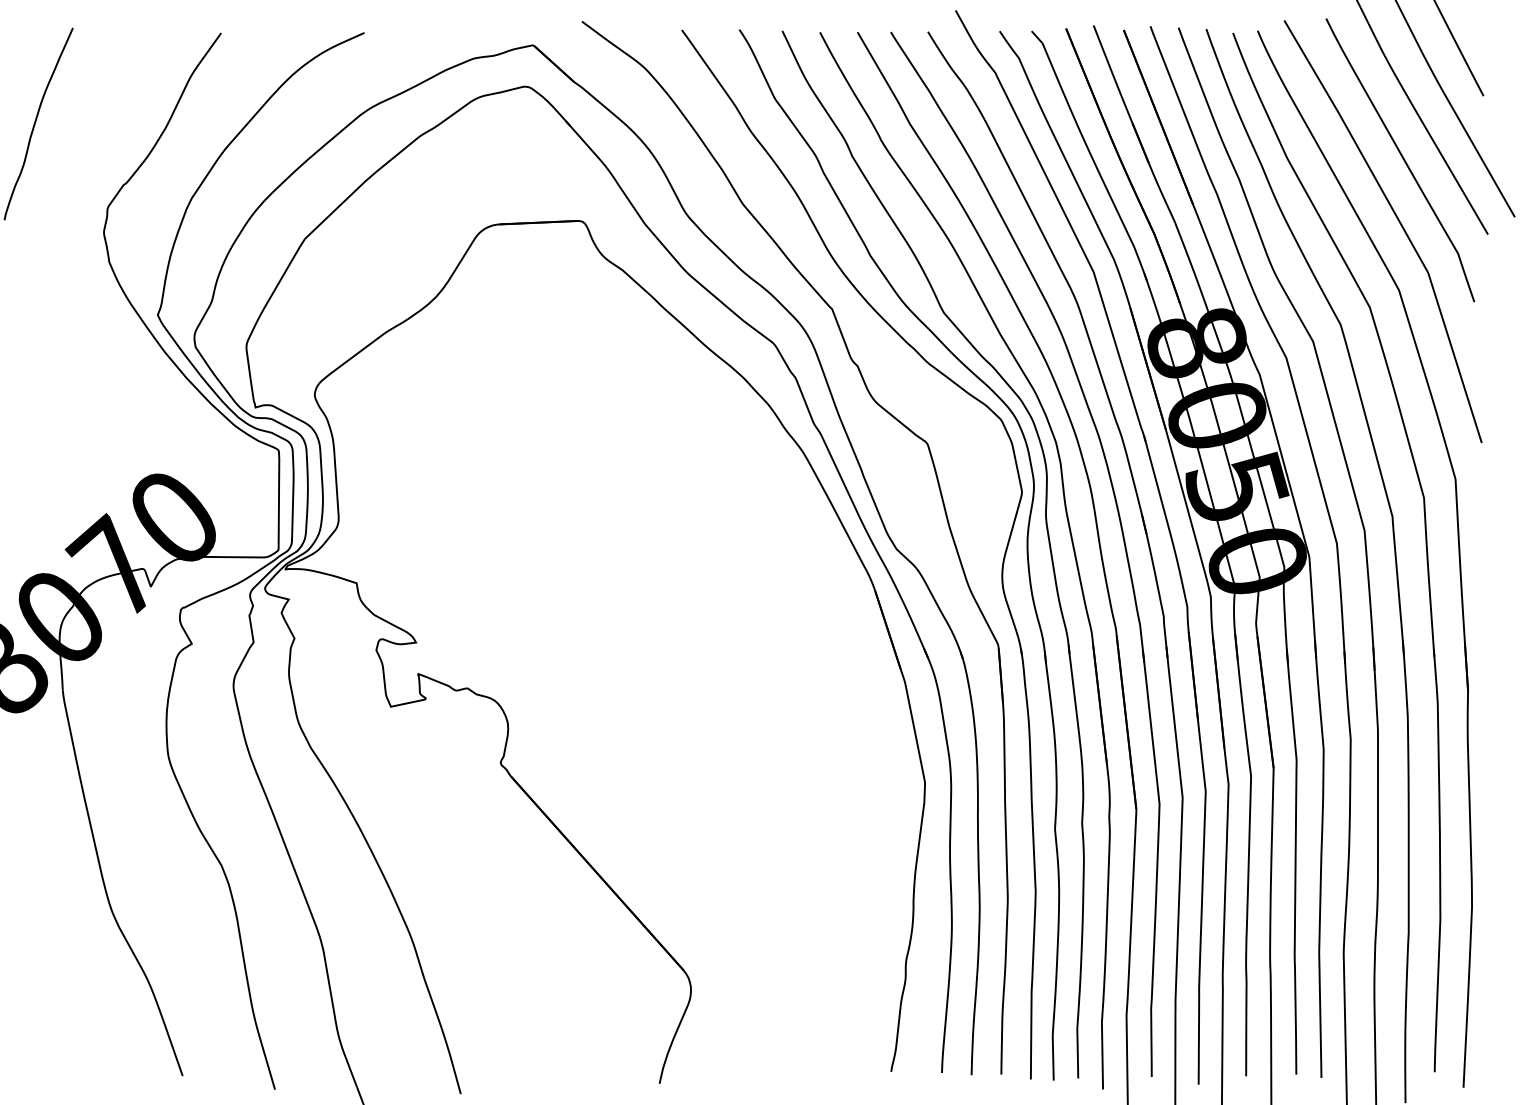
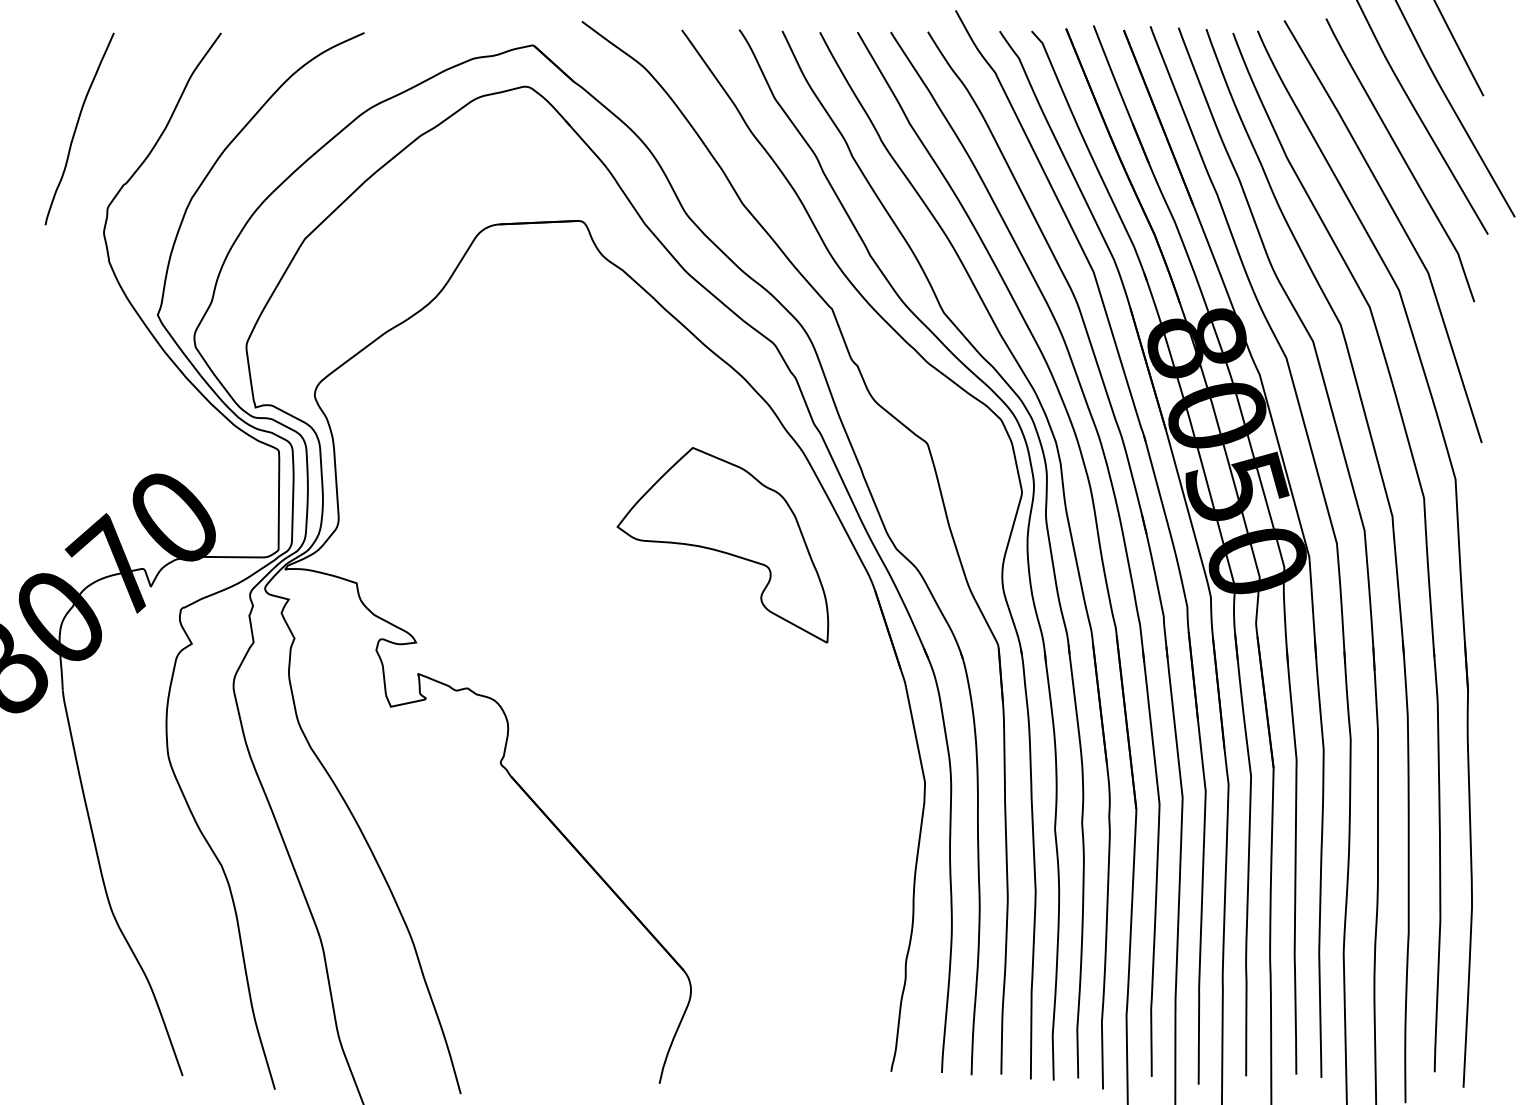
curve position: (36, 122) -> (77, 127) (77, 127)
part: none -> present (722, 545)
